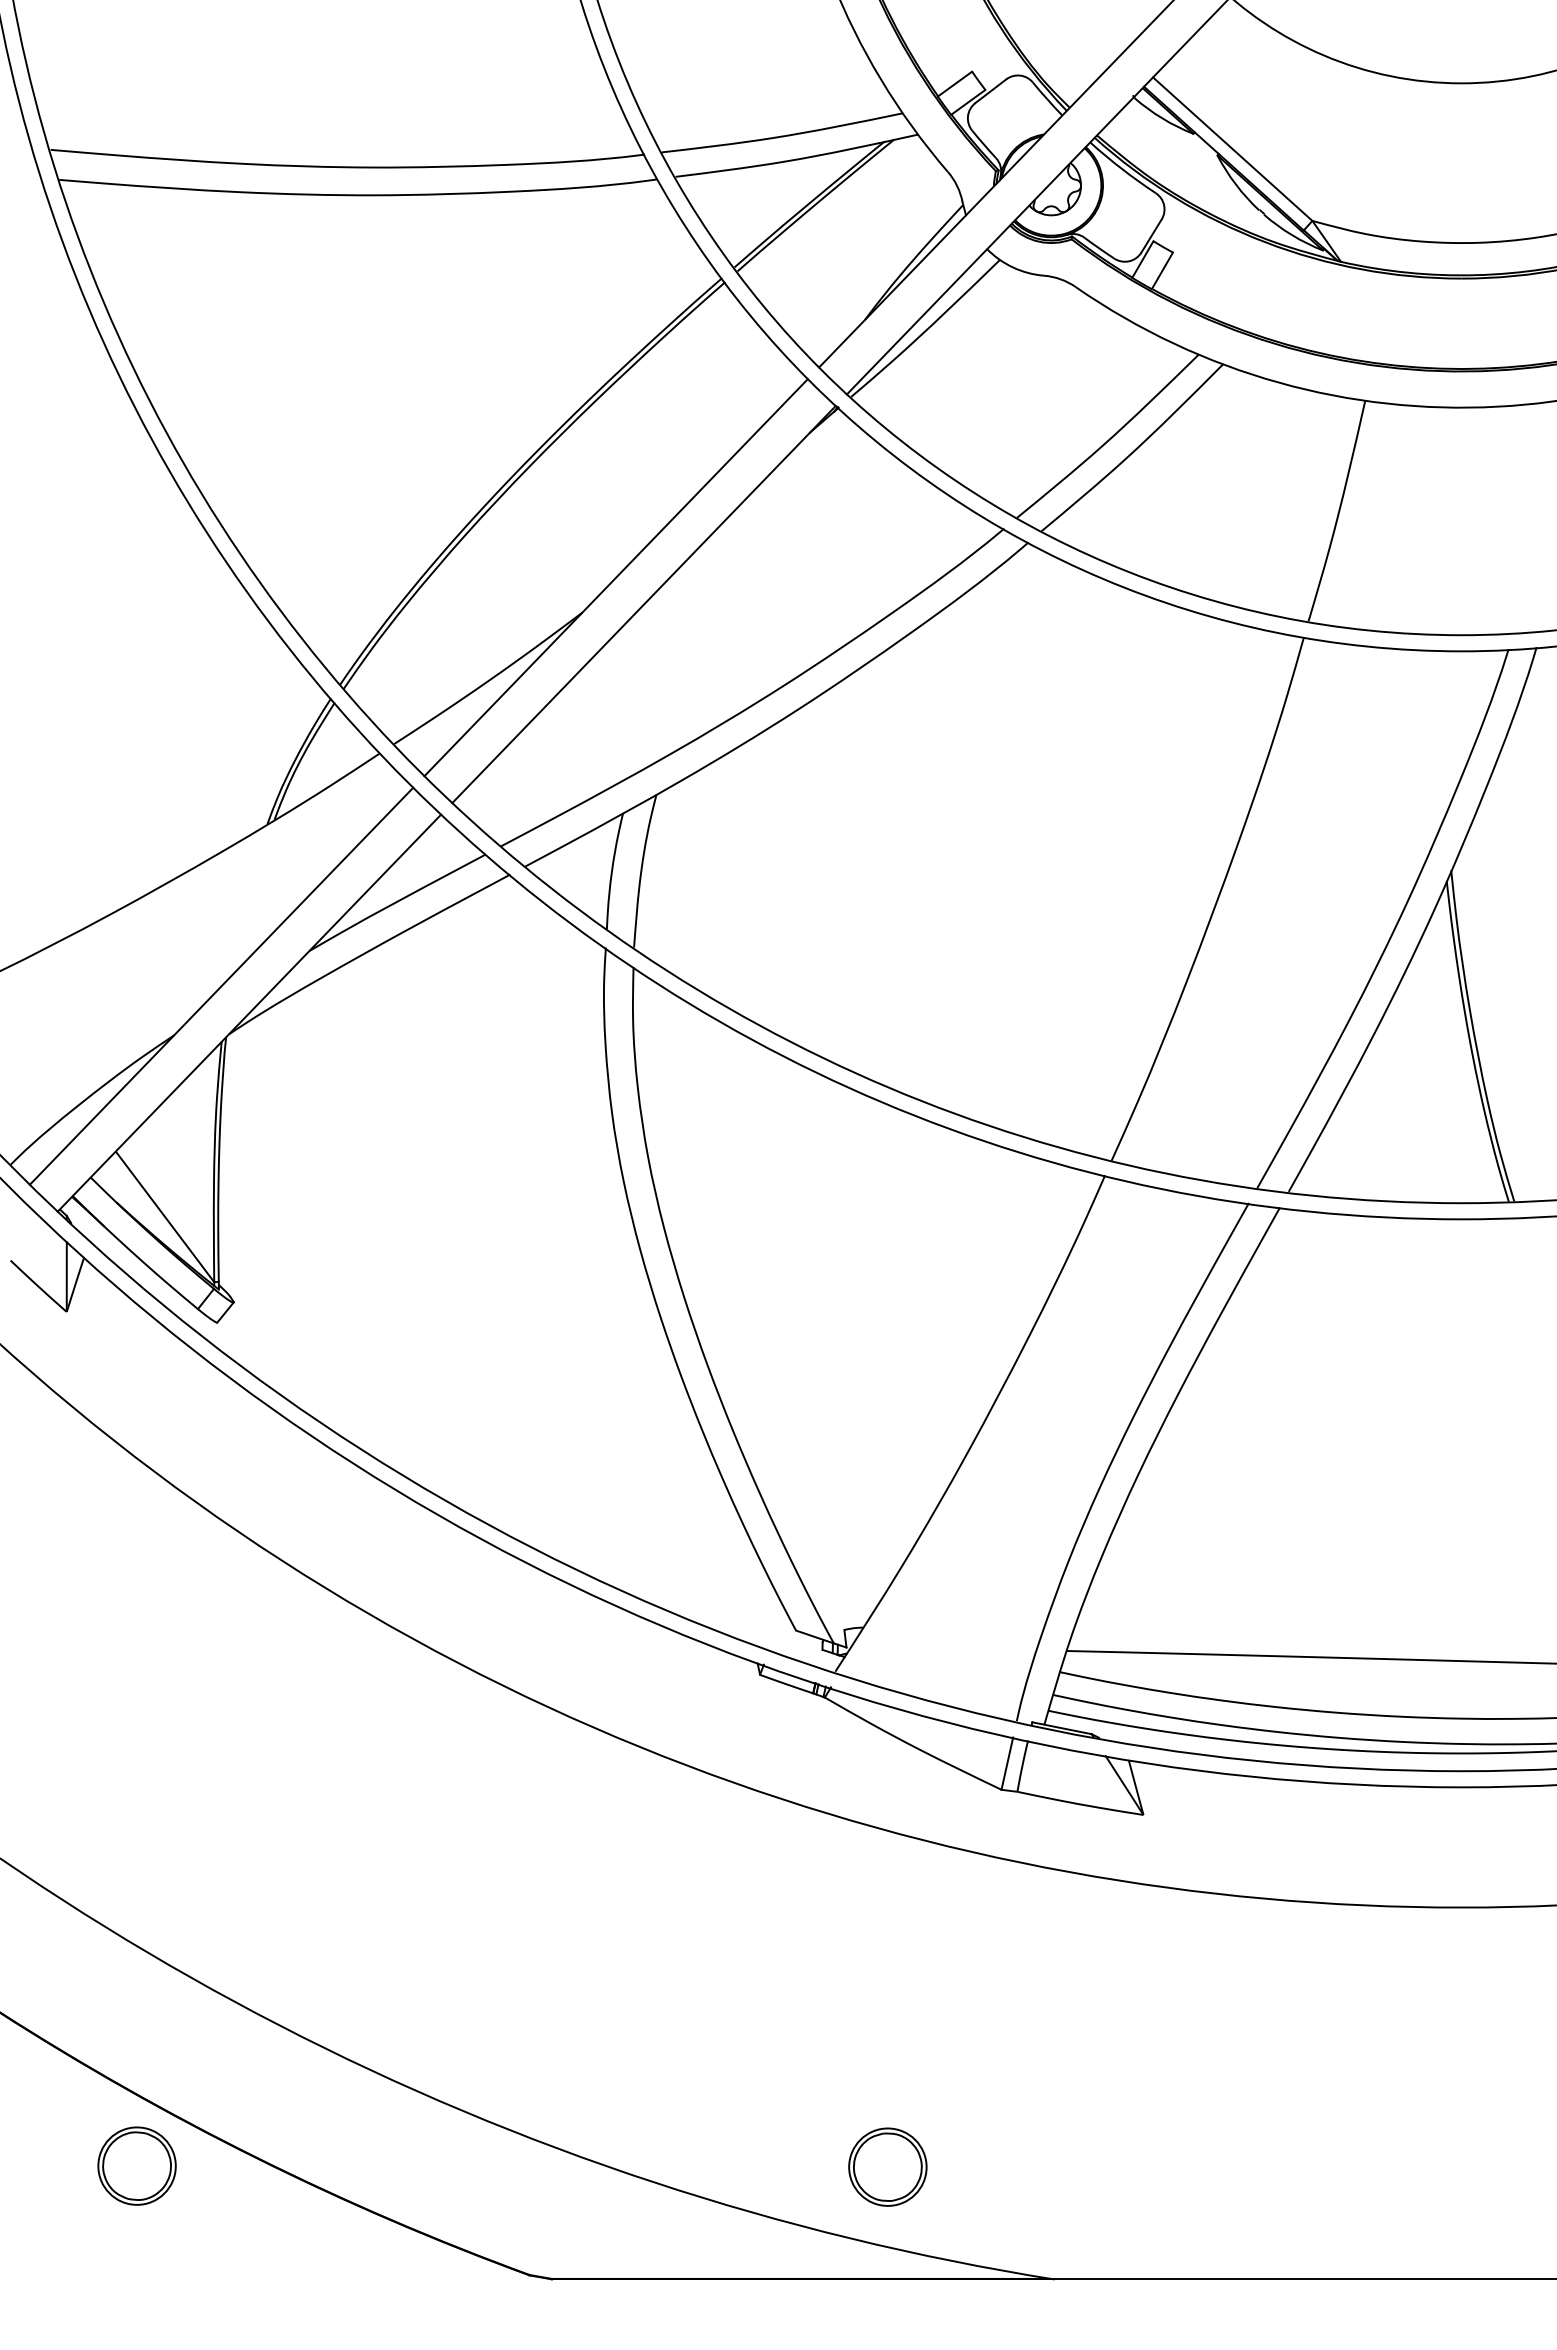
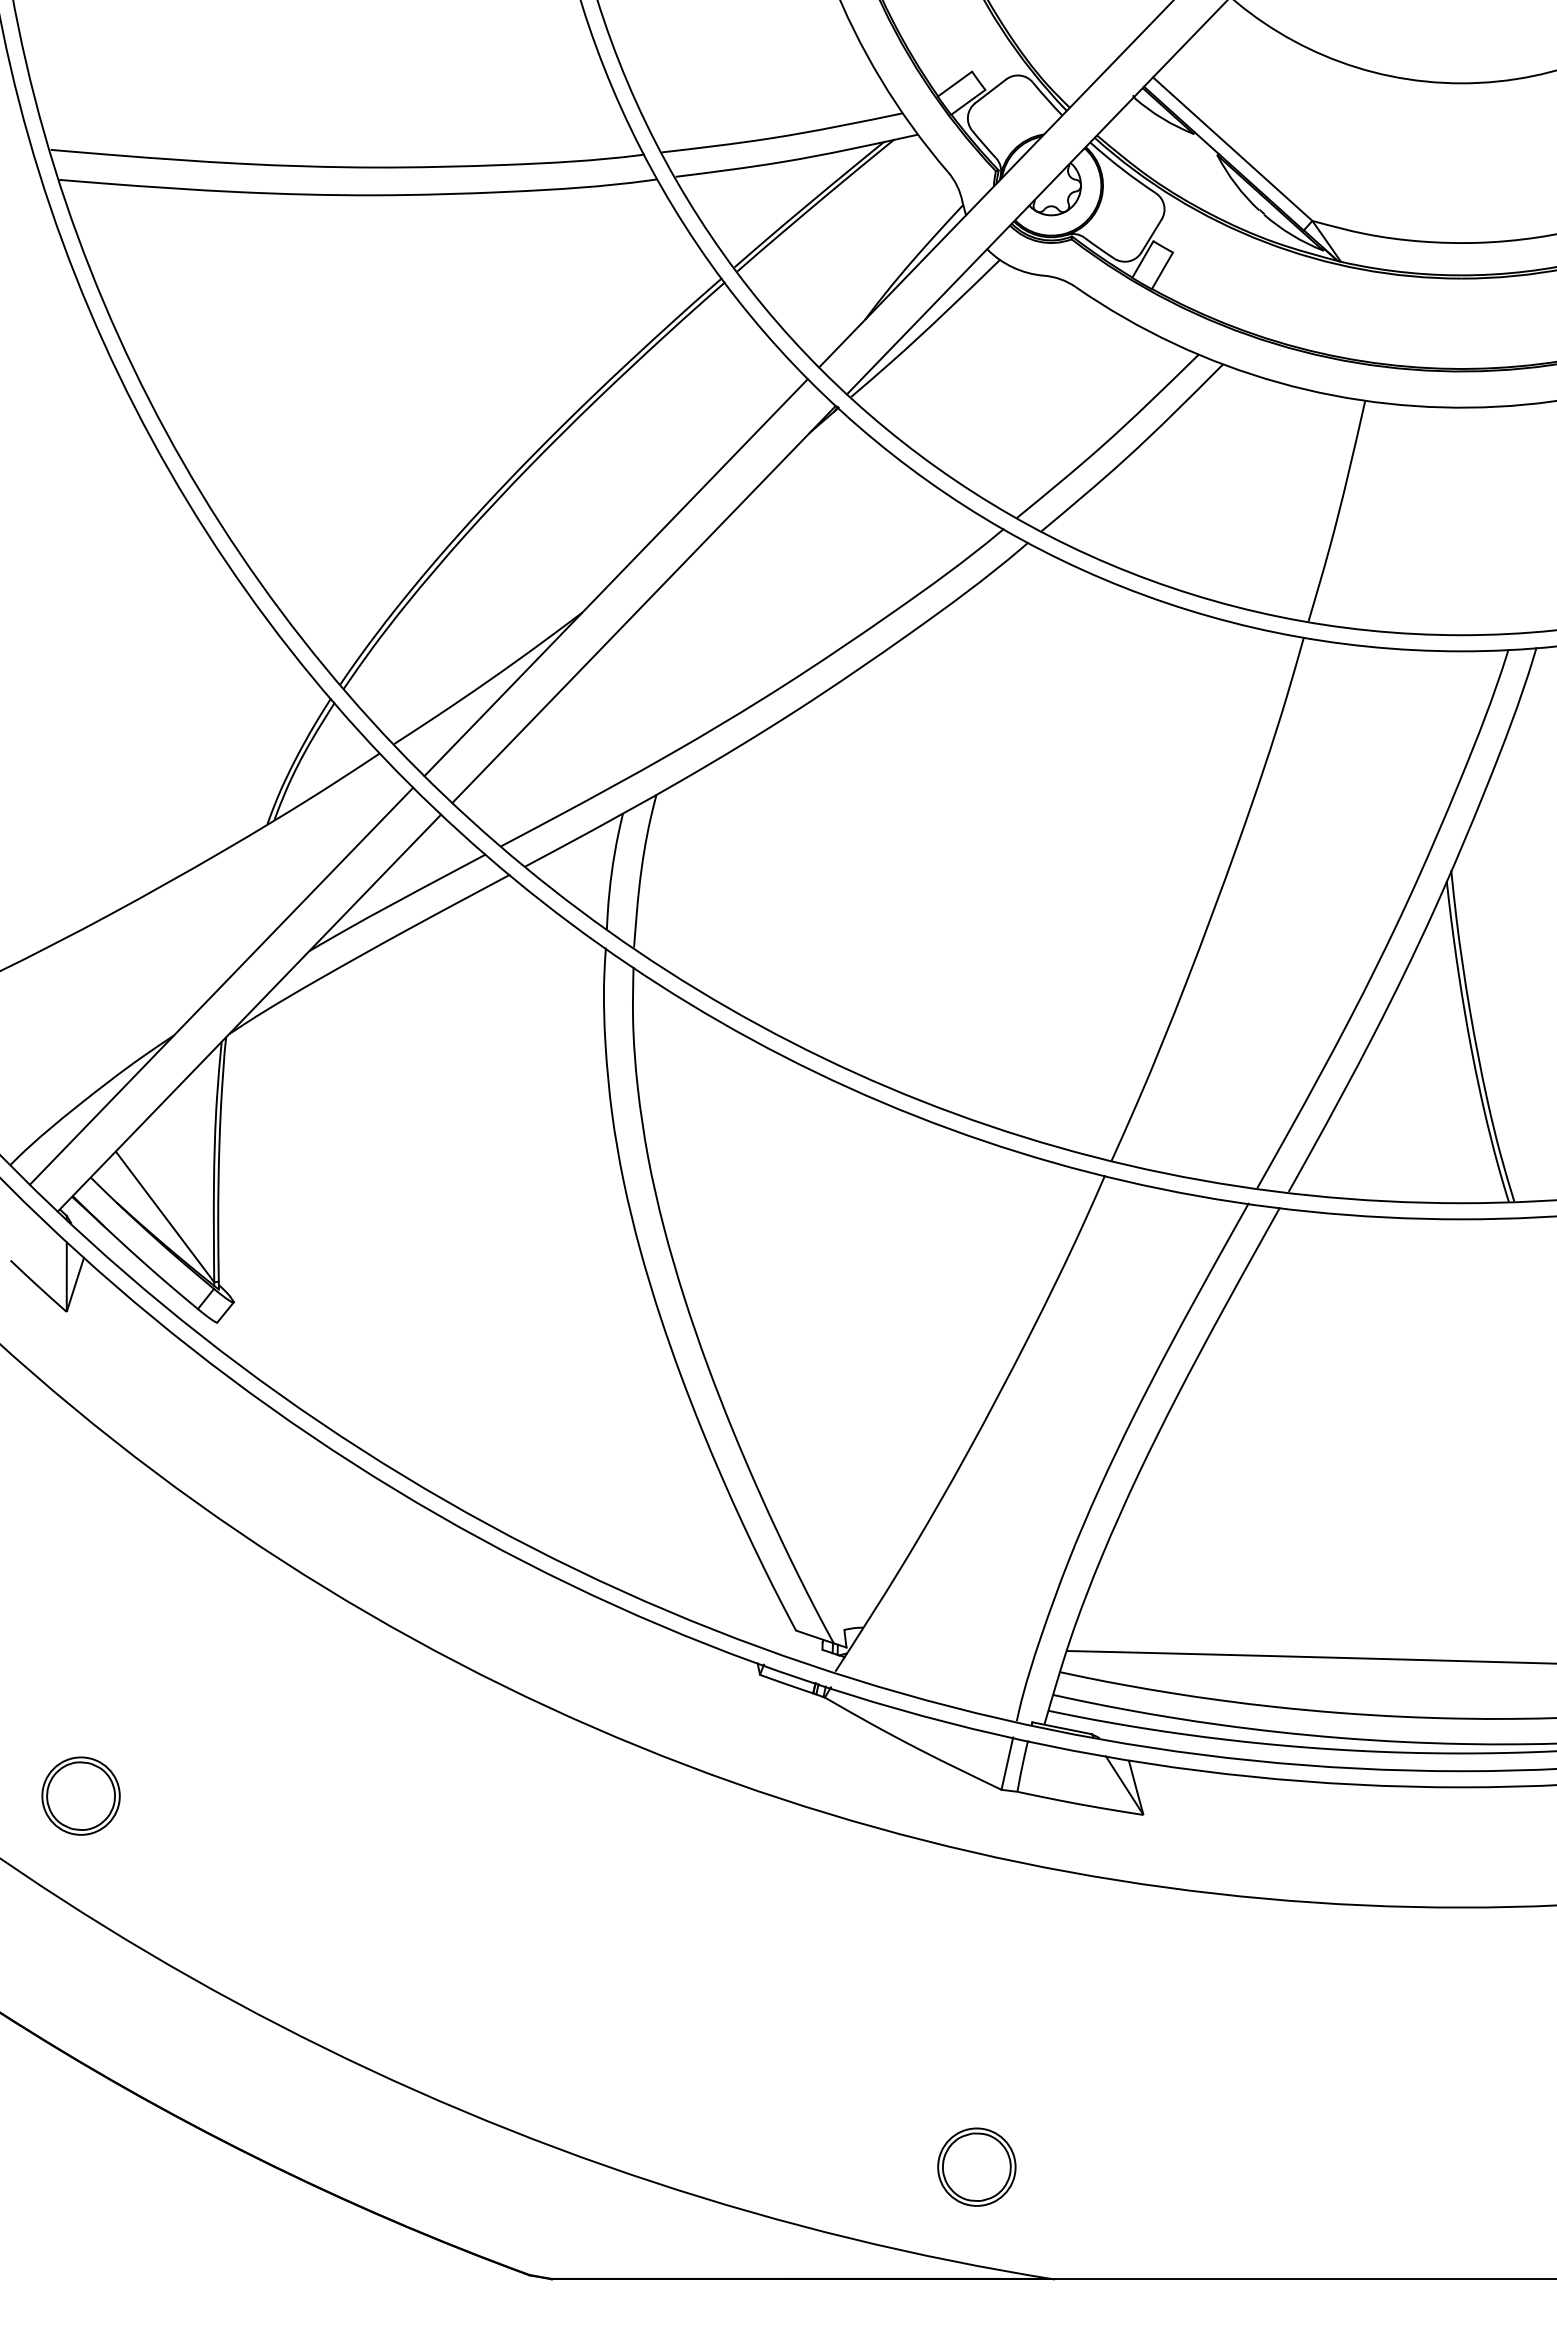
part position: (136, 2165) -> (80, 1795) (80, 1795)
part position: (887, 2166) -> (976, 2166) (976, 2166)
